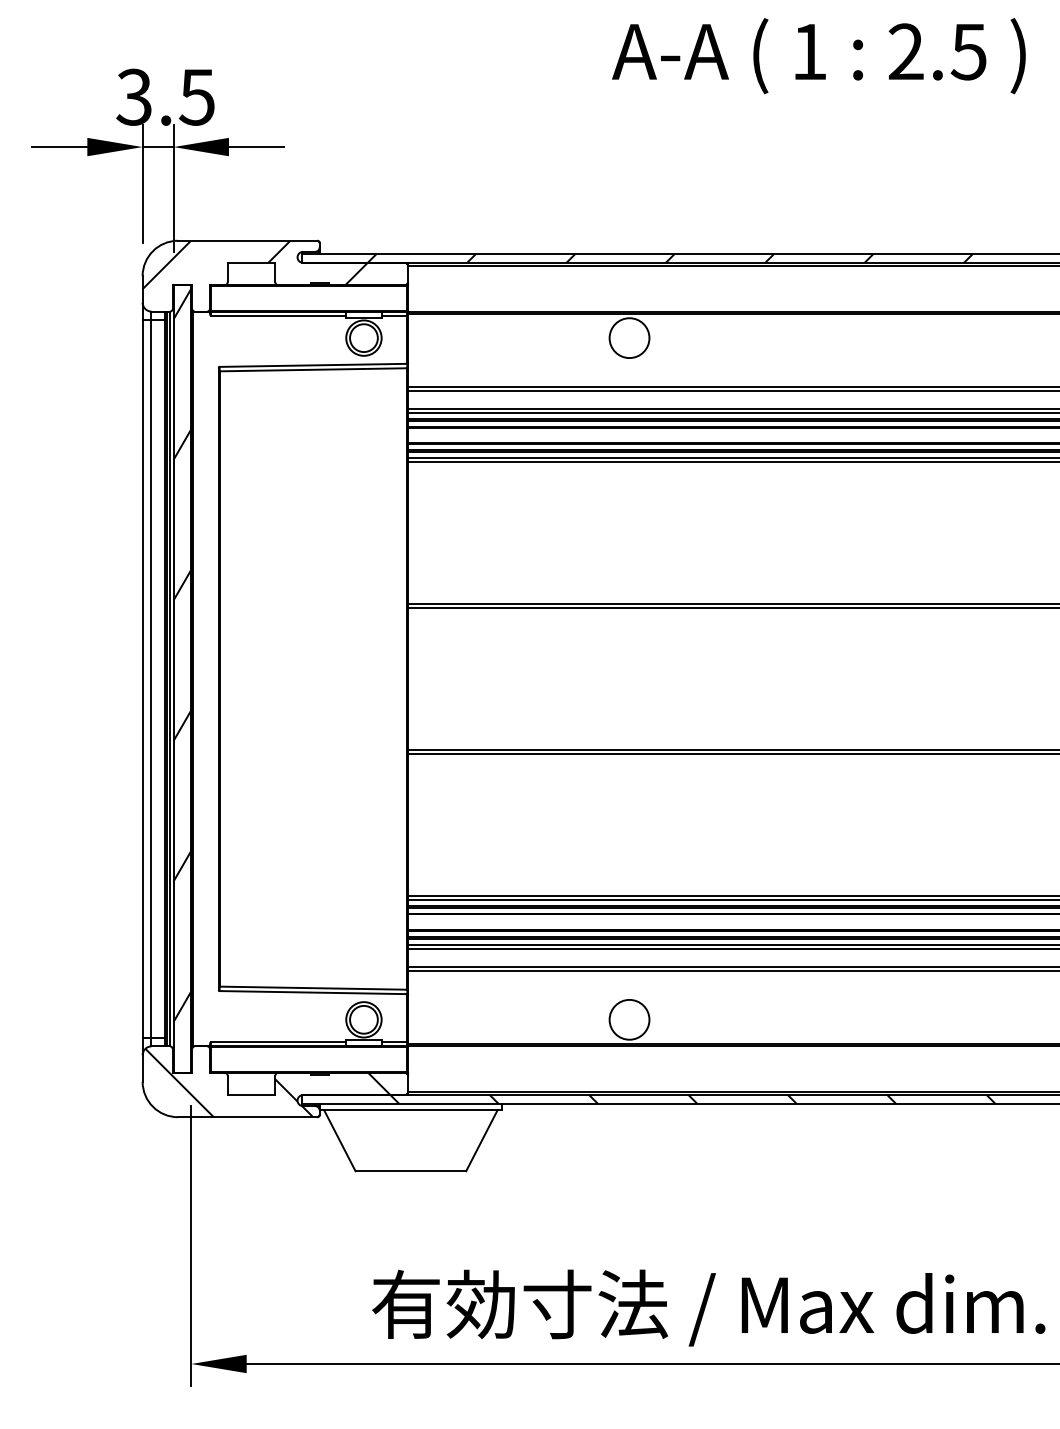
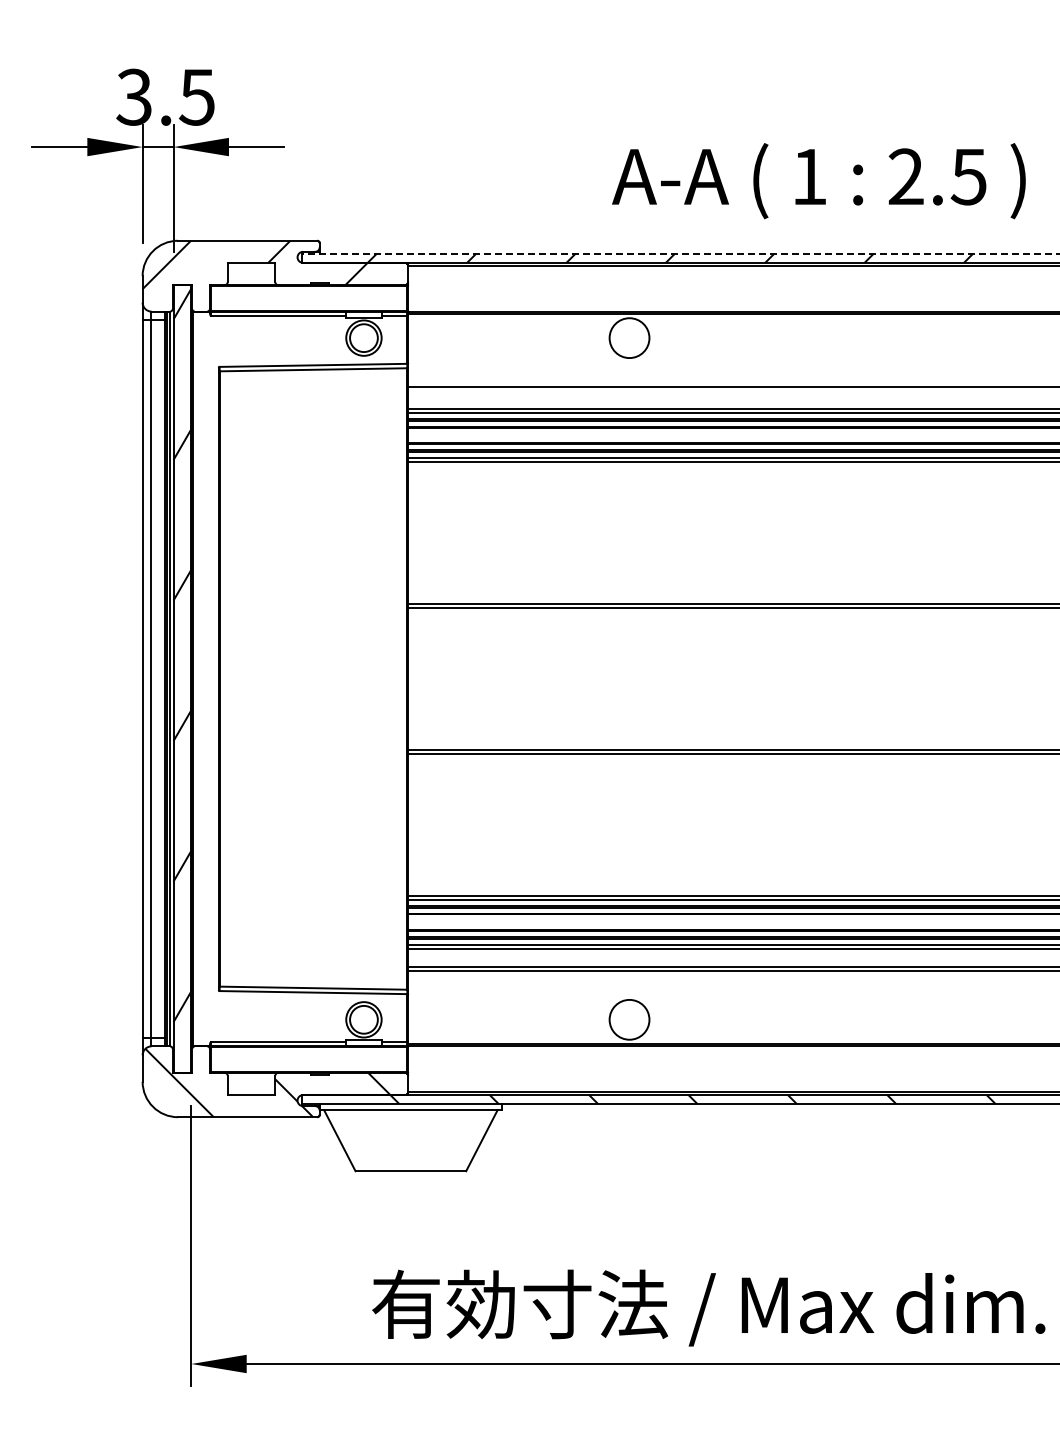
text position: (818, 56) -> (818, 181) (818, 181)
line: solid -> dashed (680, 254)
line: present -> none (732, 391)
